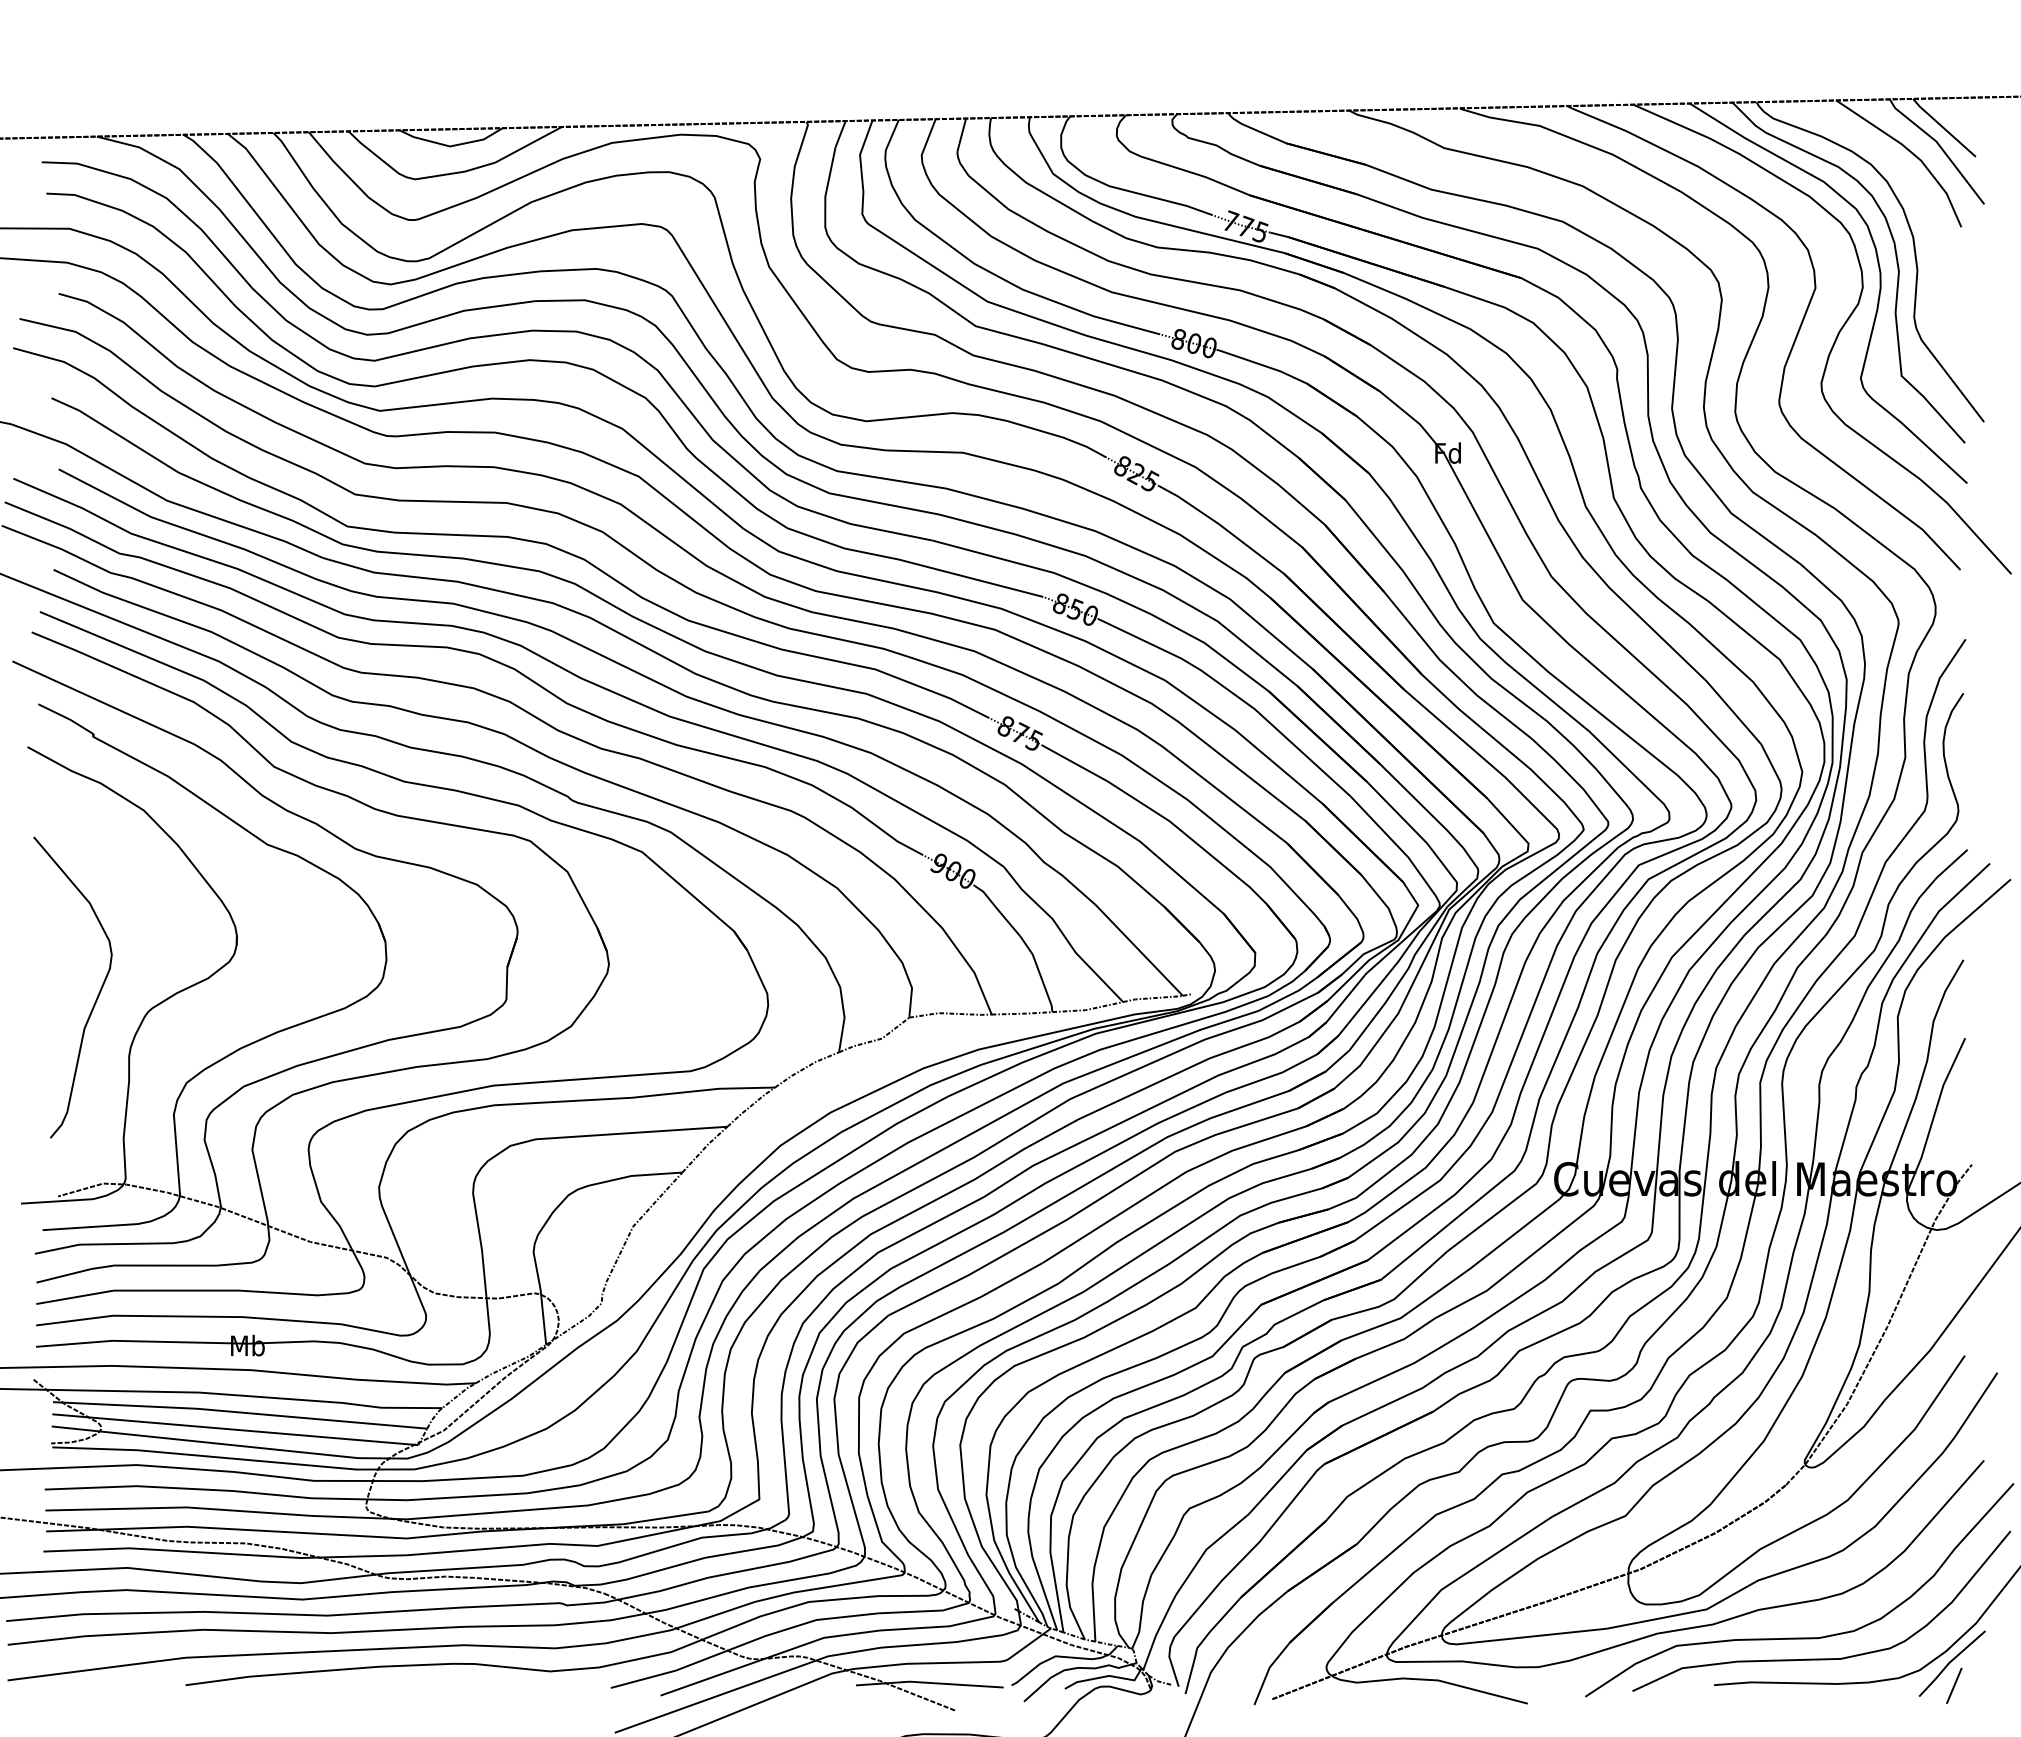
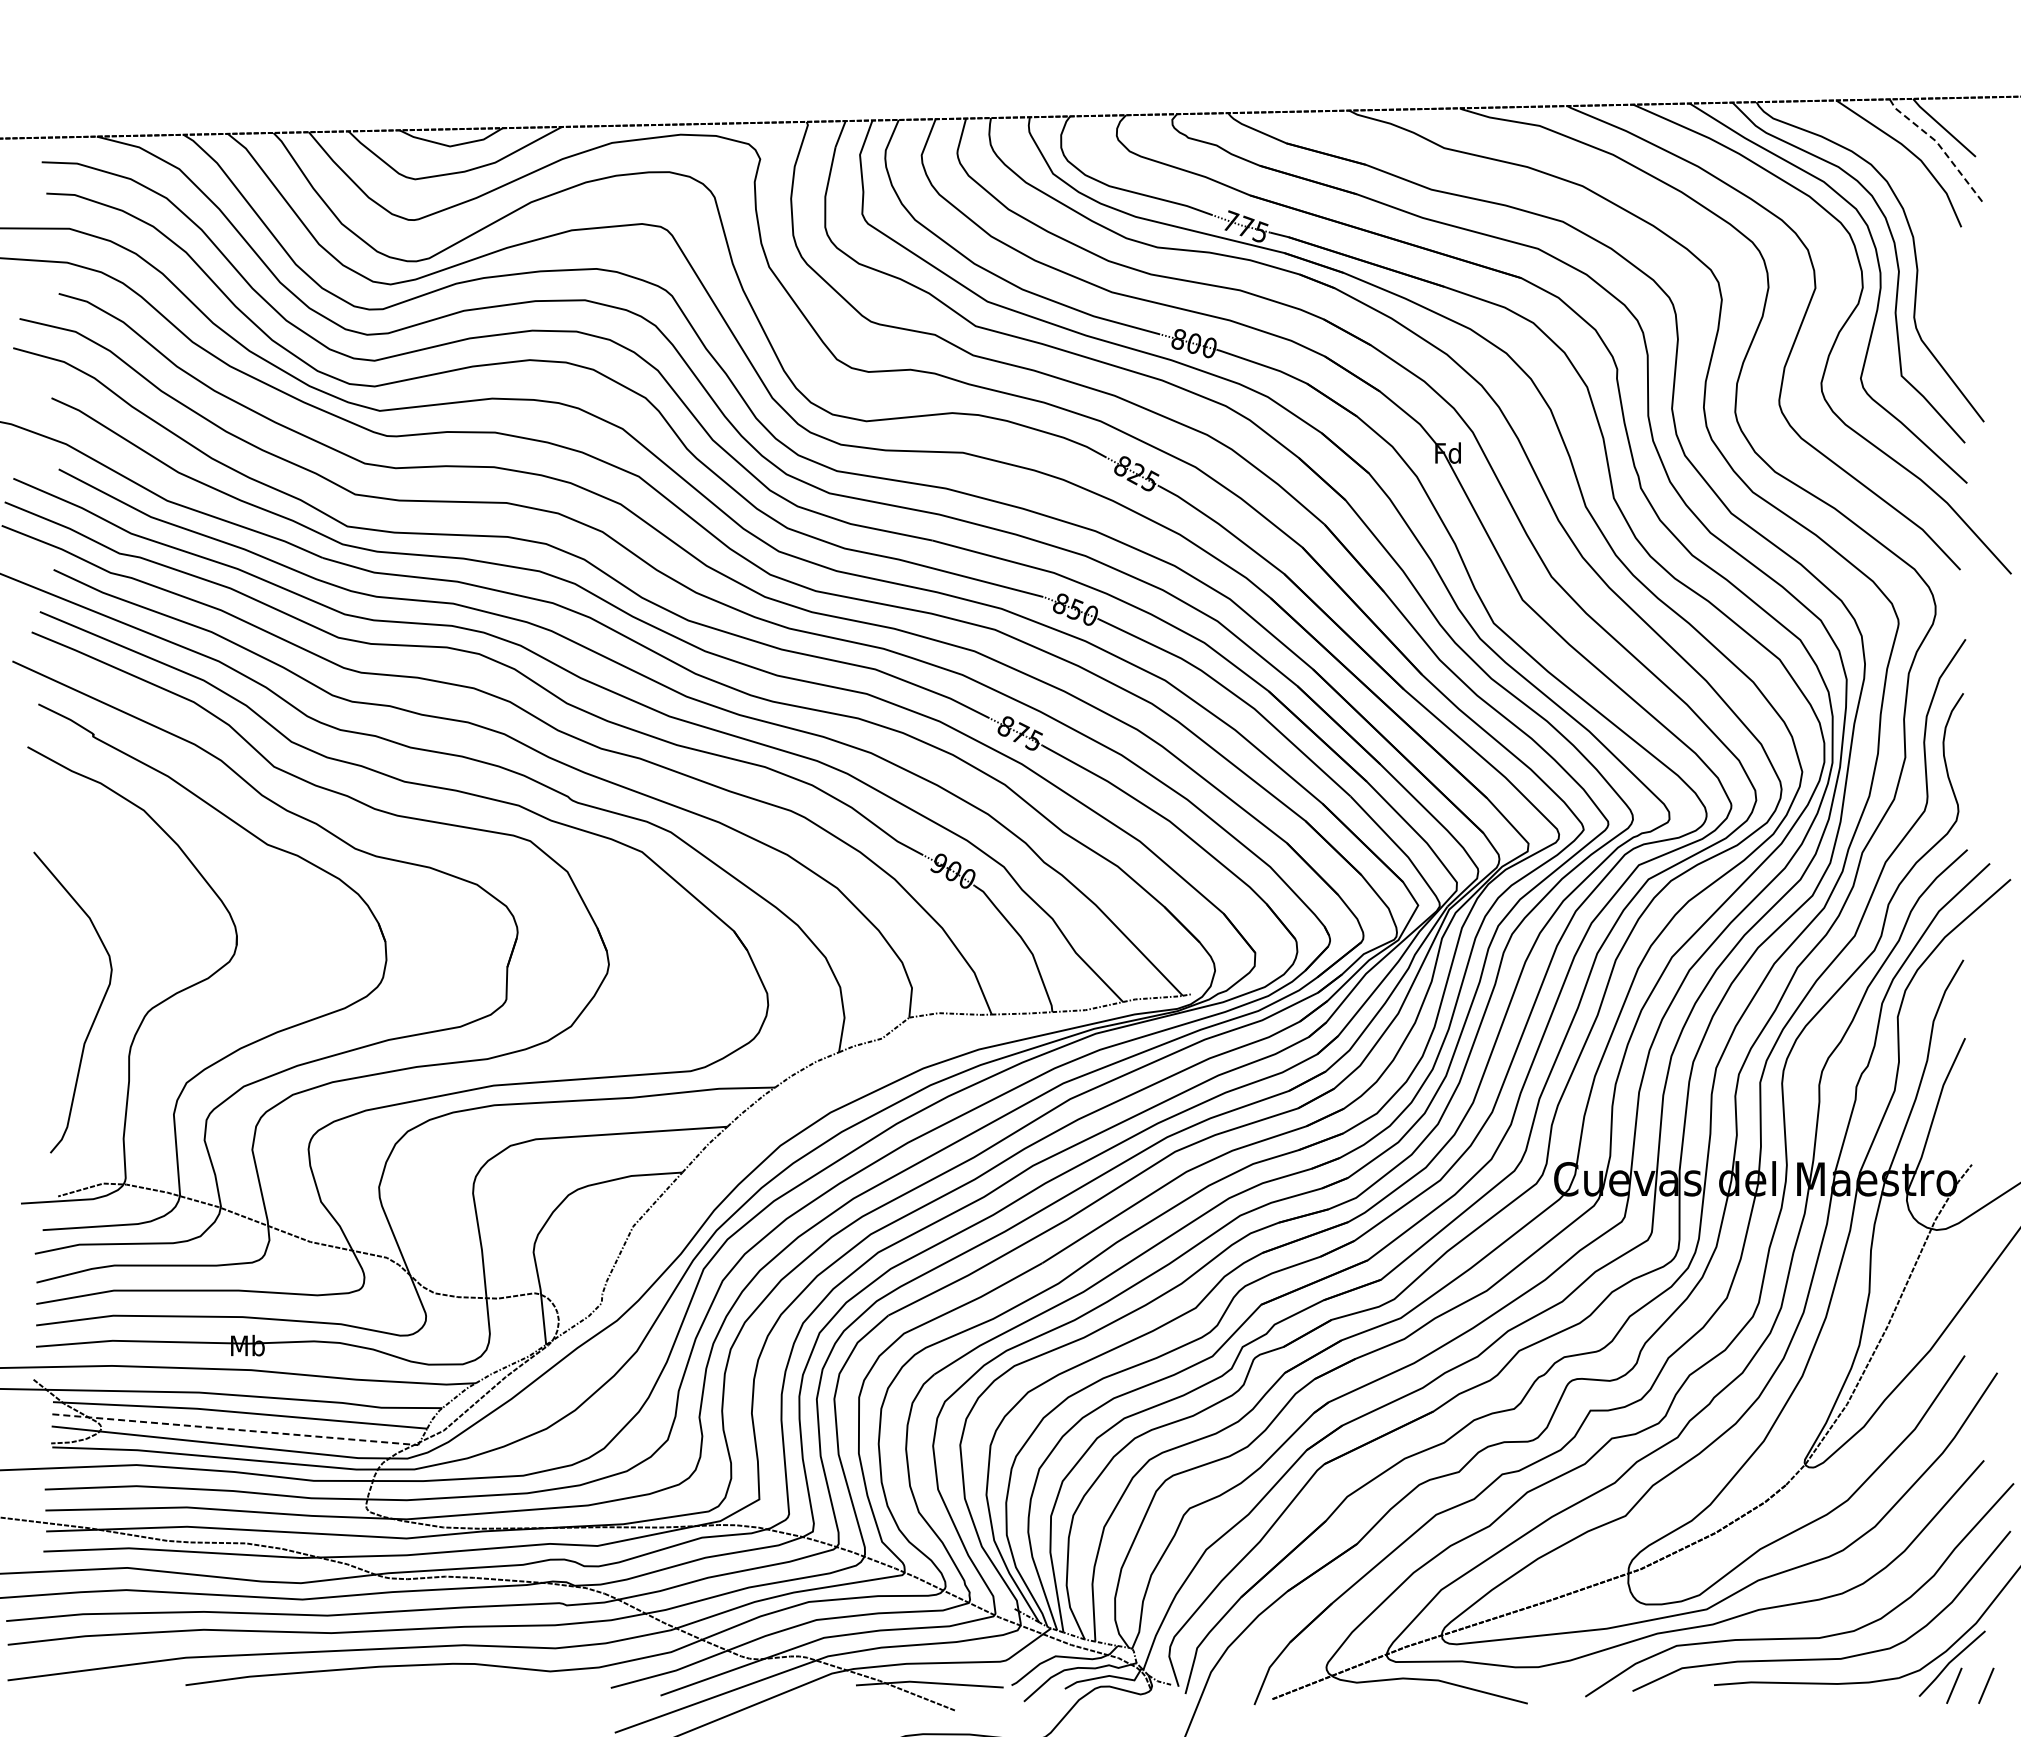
line: solid -> dashed (1940, 146)
curve position: (96, 997) -> (96, 1012) (96, 1012)
line: solid -> dashed (235, 1429)
line: none -> present (1986, 1685)
